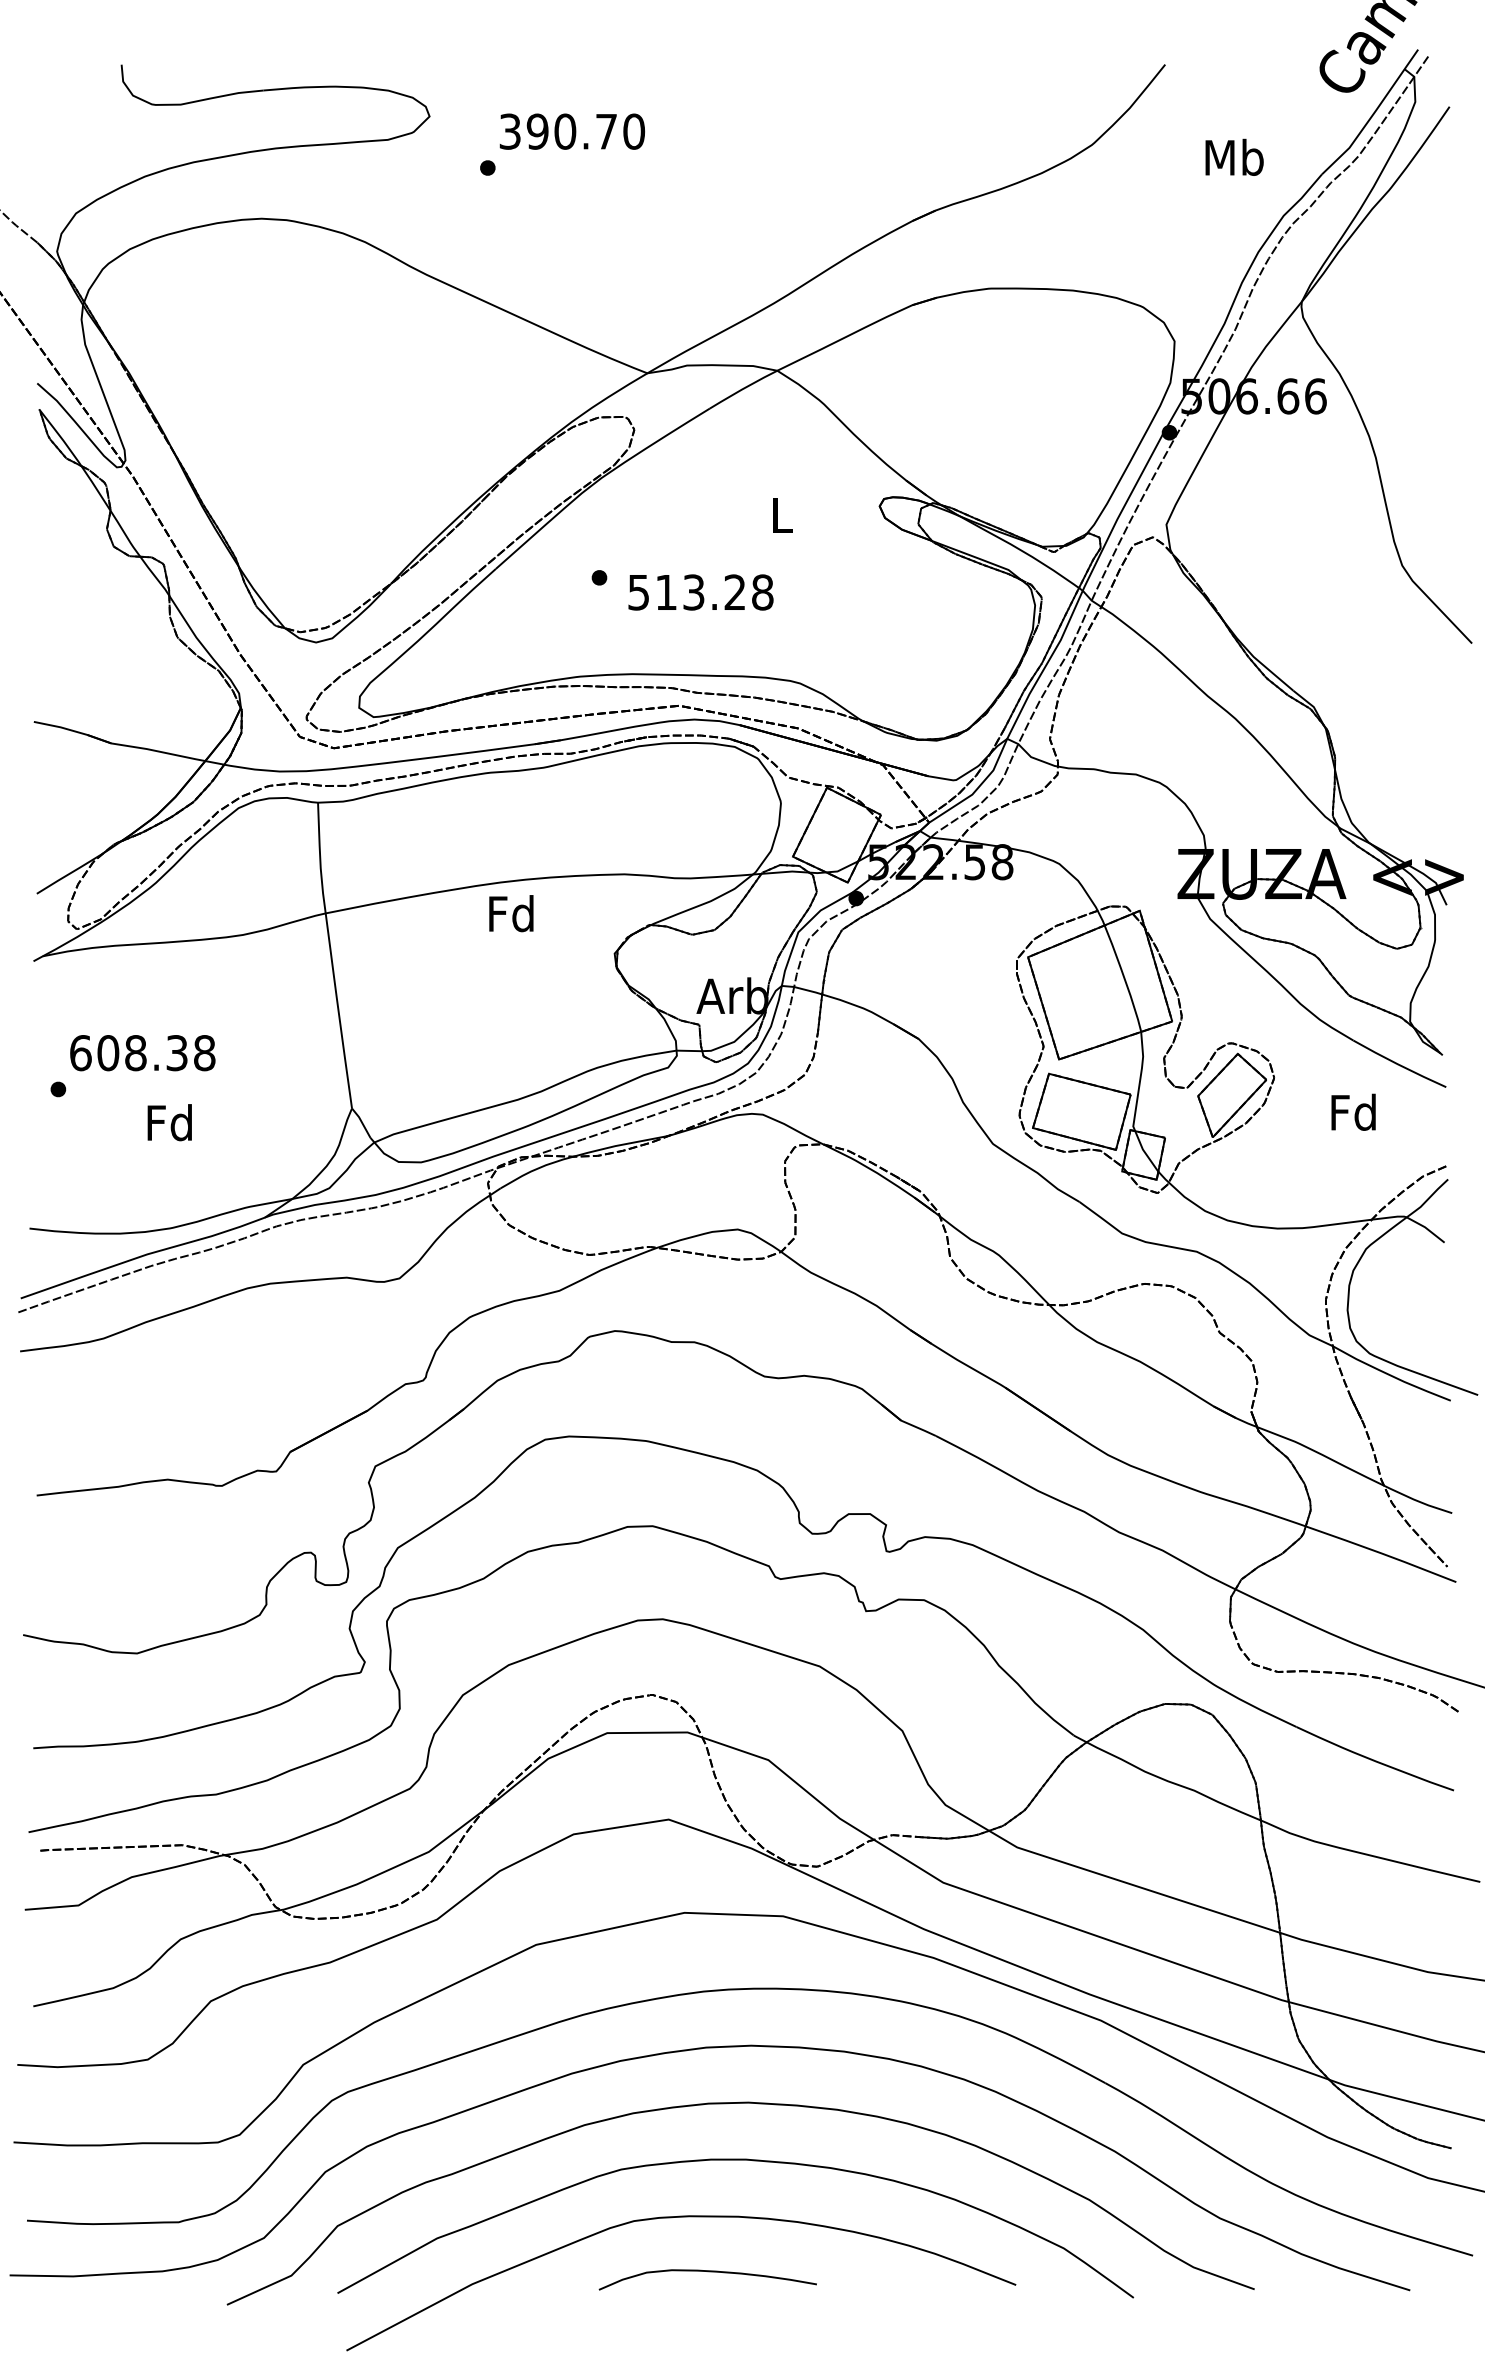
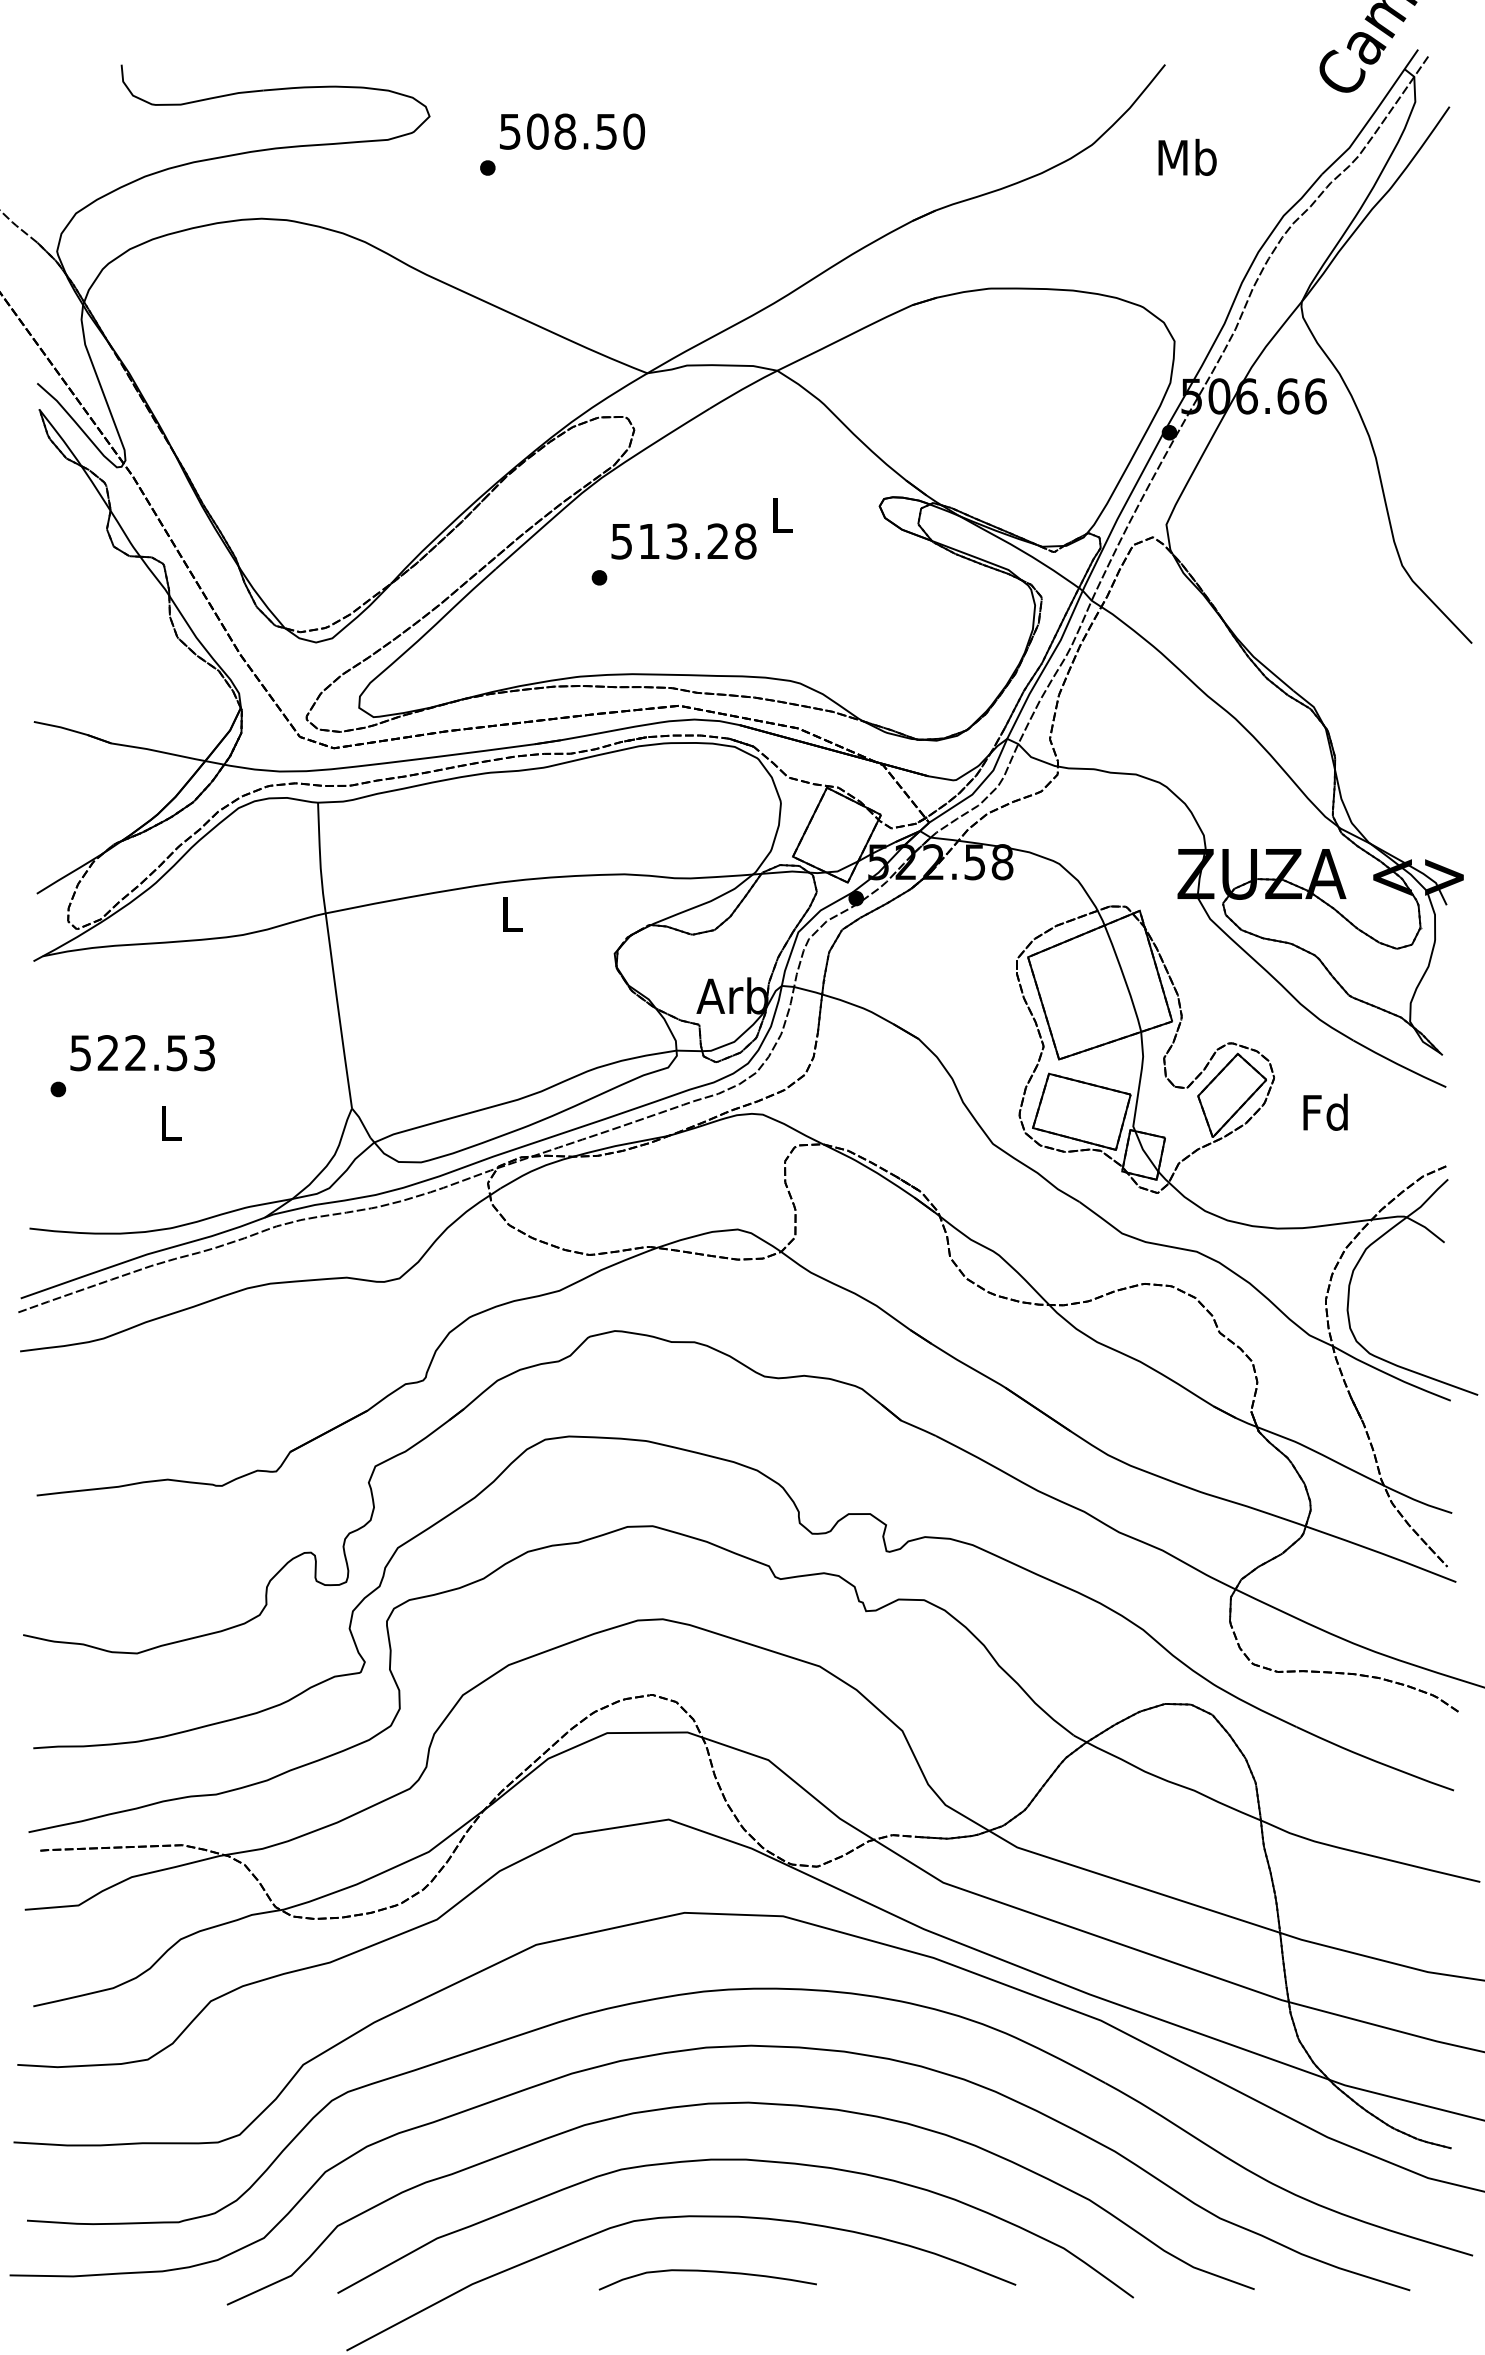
text: 390.70 -> 508.50 (558, 131)
text position: (1234, 156) -> (1187, 156) (1187, 156)
text position: (700, 592) -> (683, 541) (683, 541)
text: Fd -> L (511, 913)
text: 608.38 -> 522.53 (142, 1053)
text position: (1353, 1111) -> (1325, 1111) (1325, 1111)
text: Fd -> L (169, 1122)
